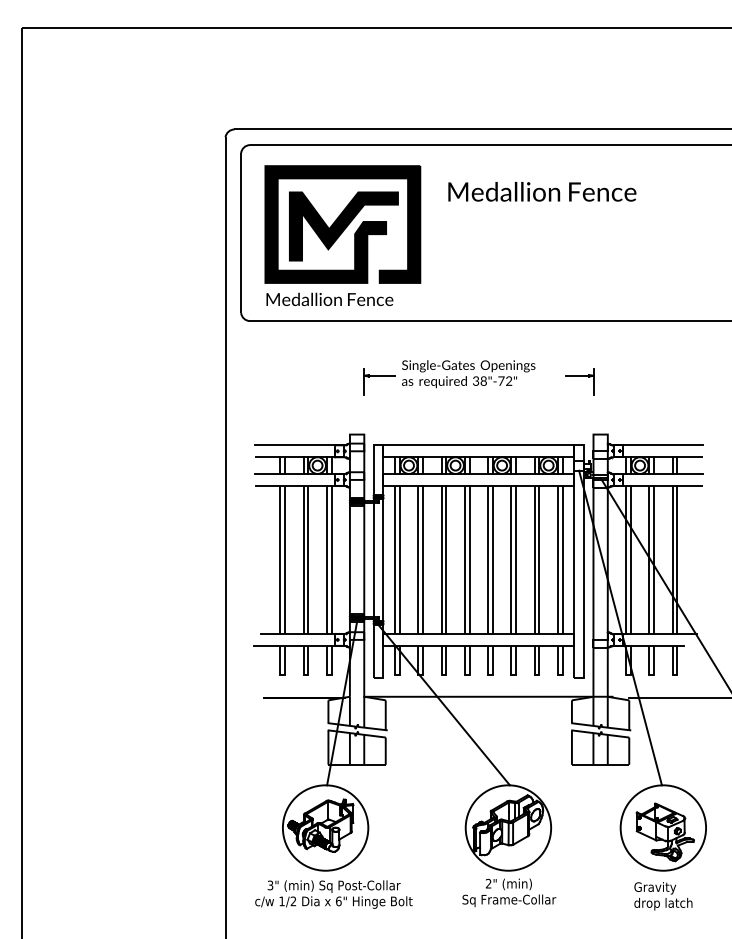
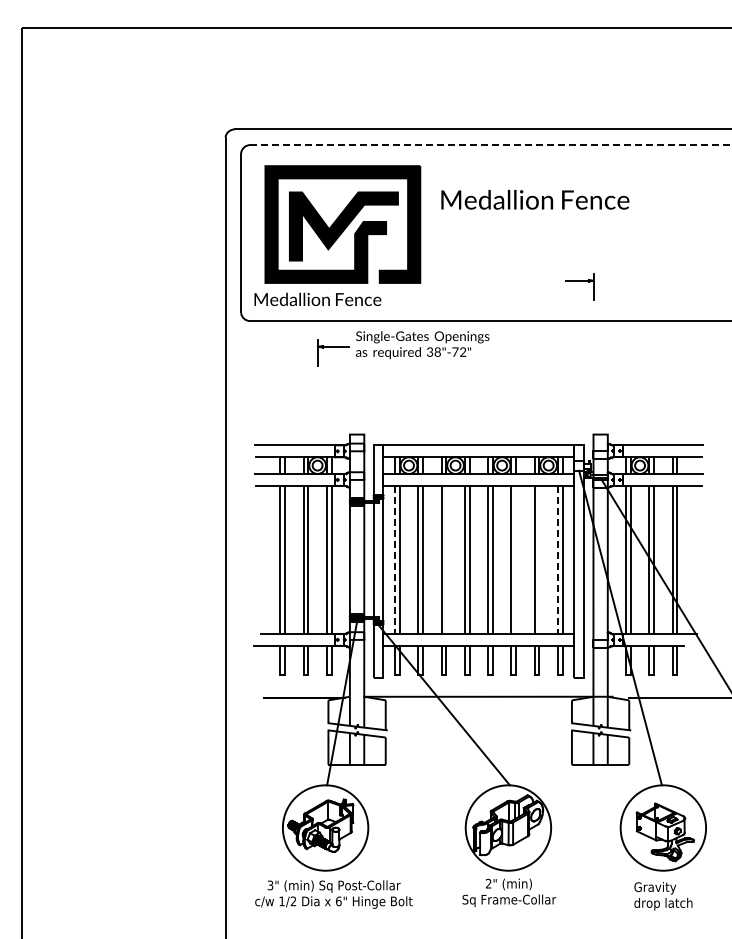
line: solid -> dashed (490, 145)
text position: (542, 191) -> (535, 199) (535, 199)
text position: (329, 299) -> (317, 299) (317, 299)
part position: (449, 377) -> (403, 348) (403, 348)
part position: (579, 381) -> (579, 286) (579, 286)
line: present -> none (446, 559)
line: present -> none (516, 559)
line: present -> none (539, 559)
line: solid -> dashed (394, 560)
line: solid -> dashed (557, 560)
